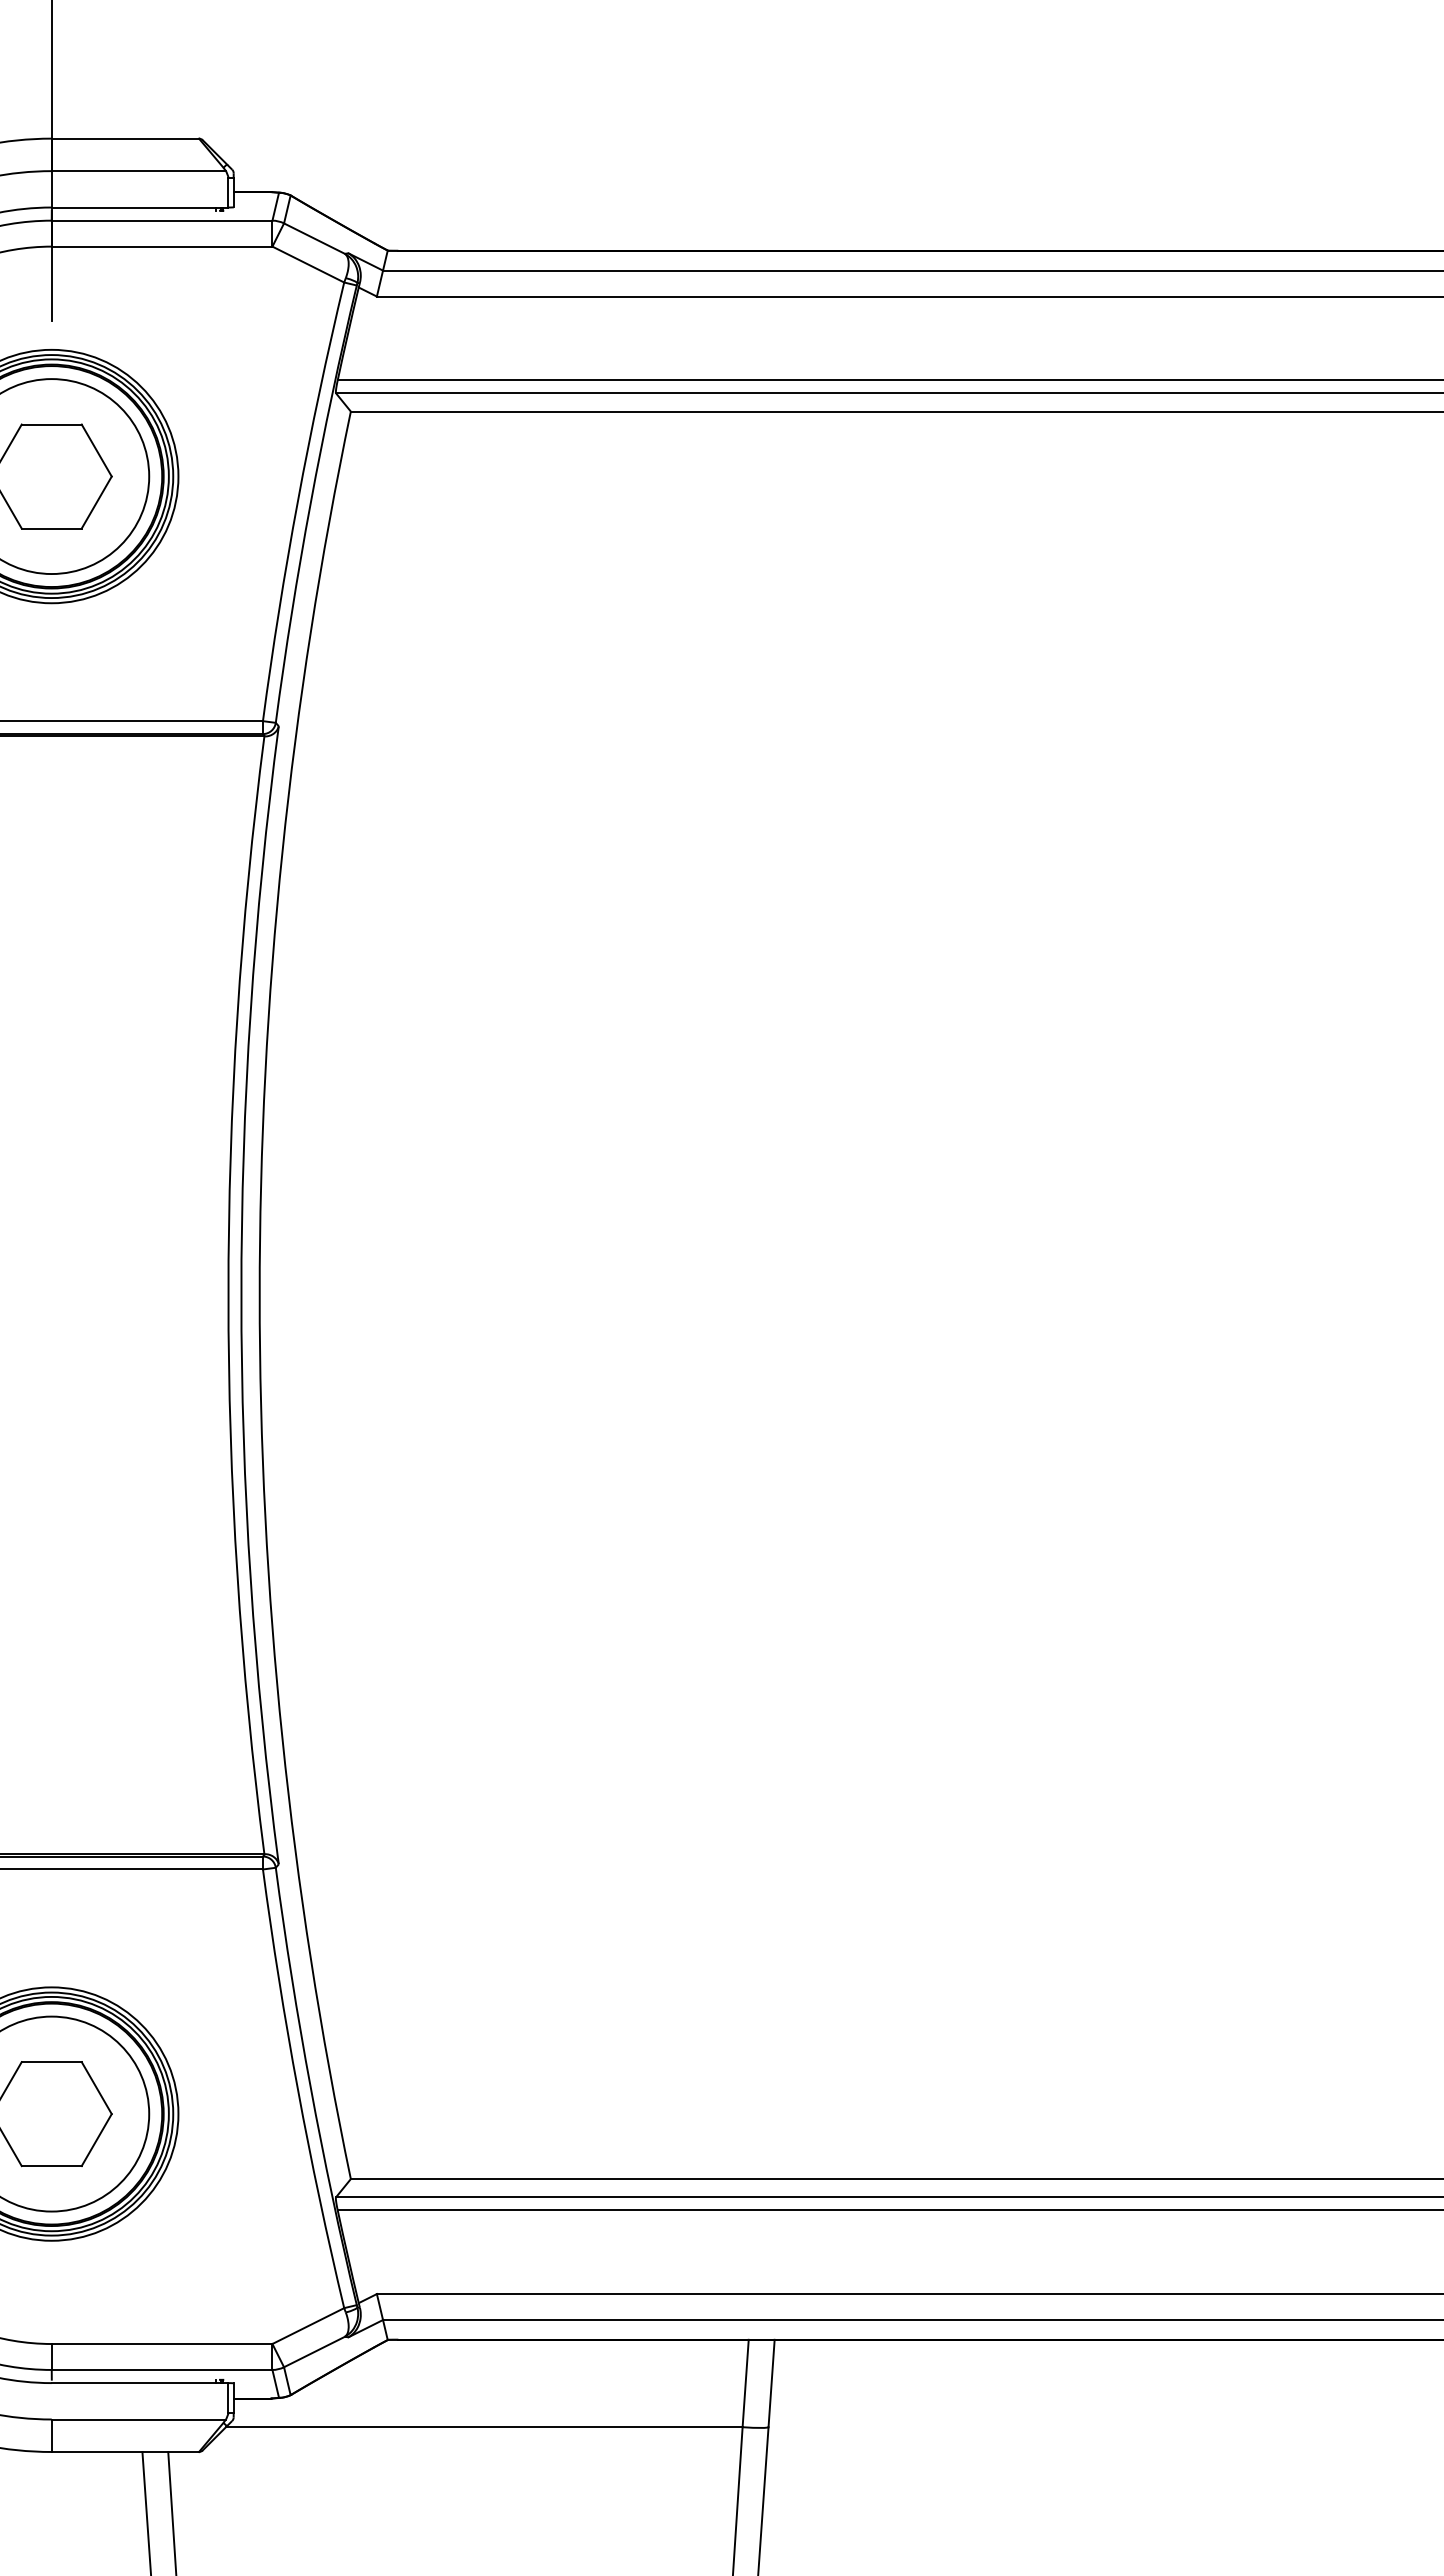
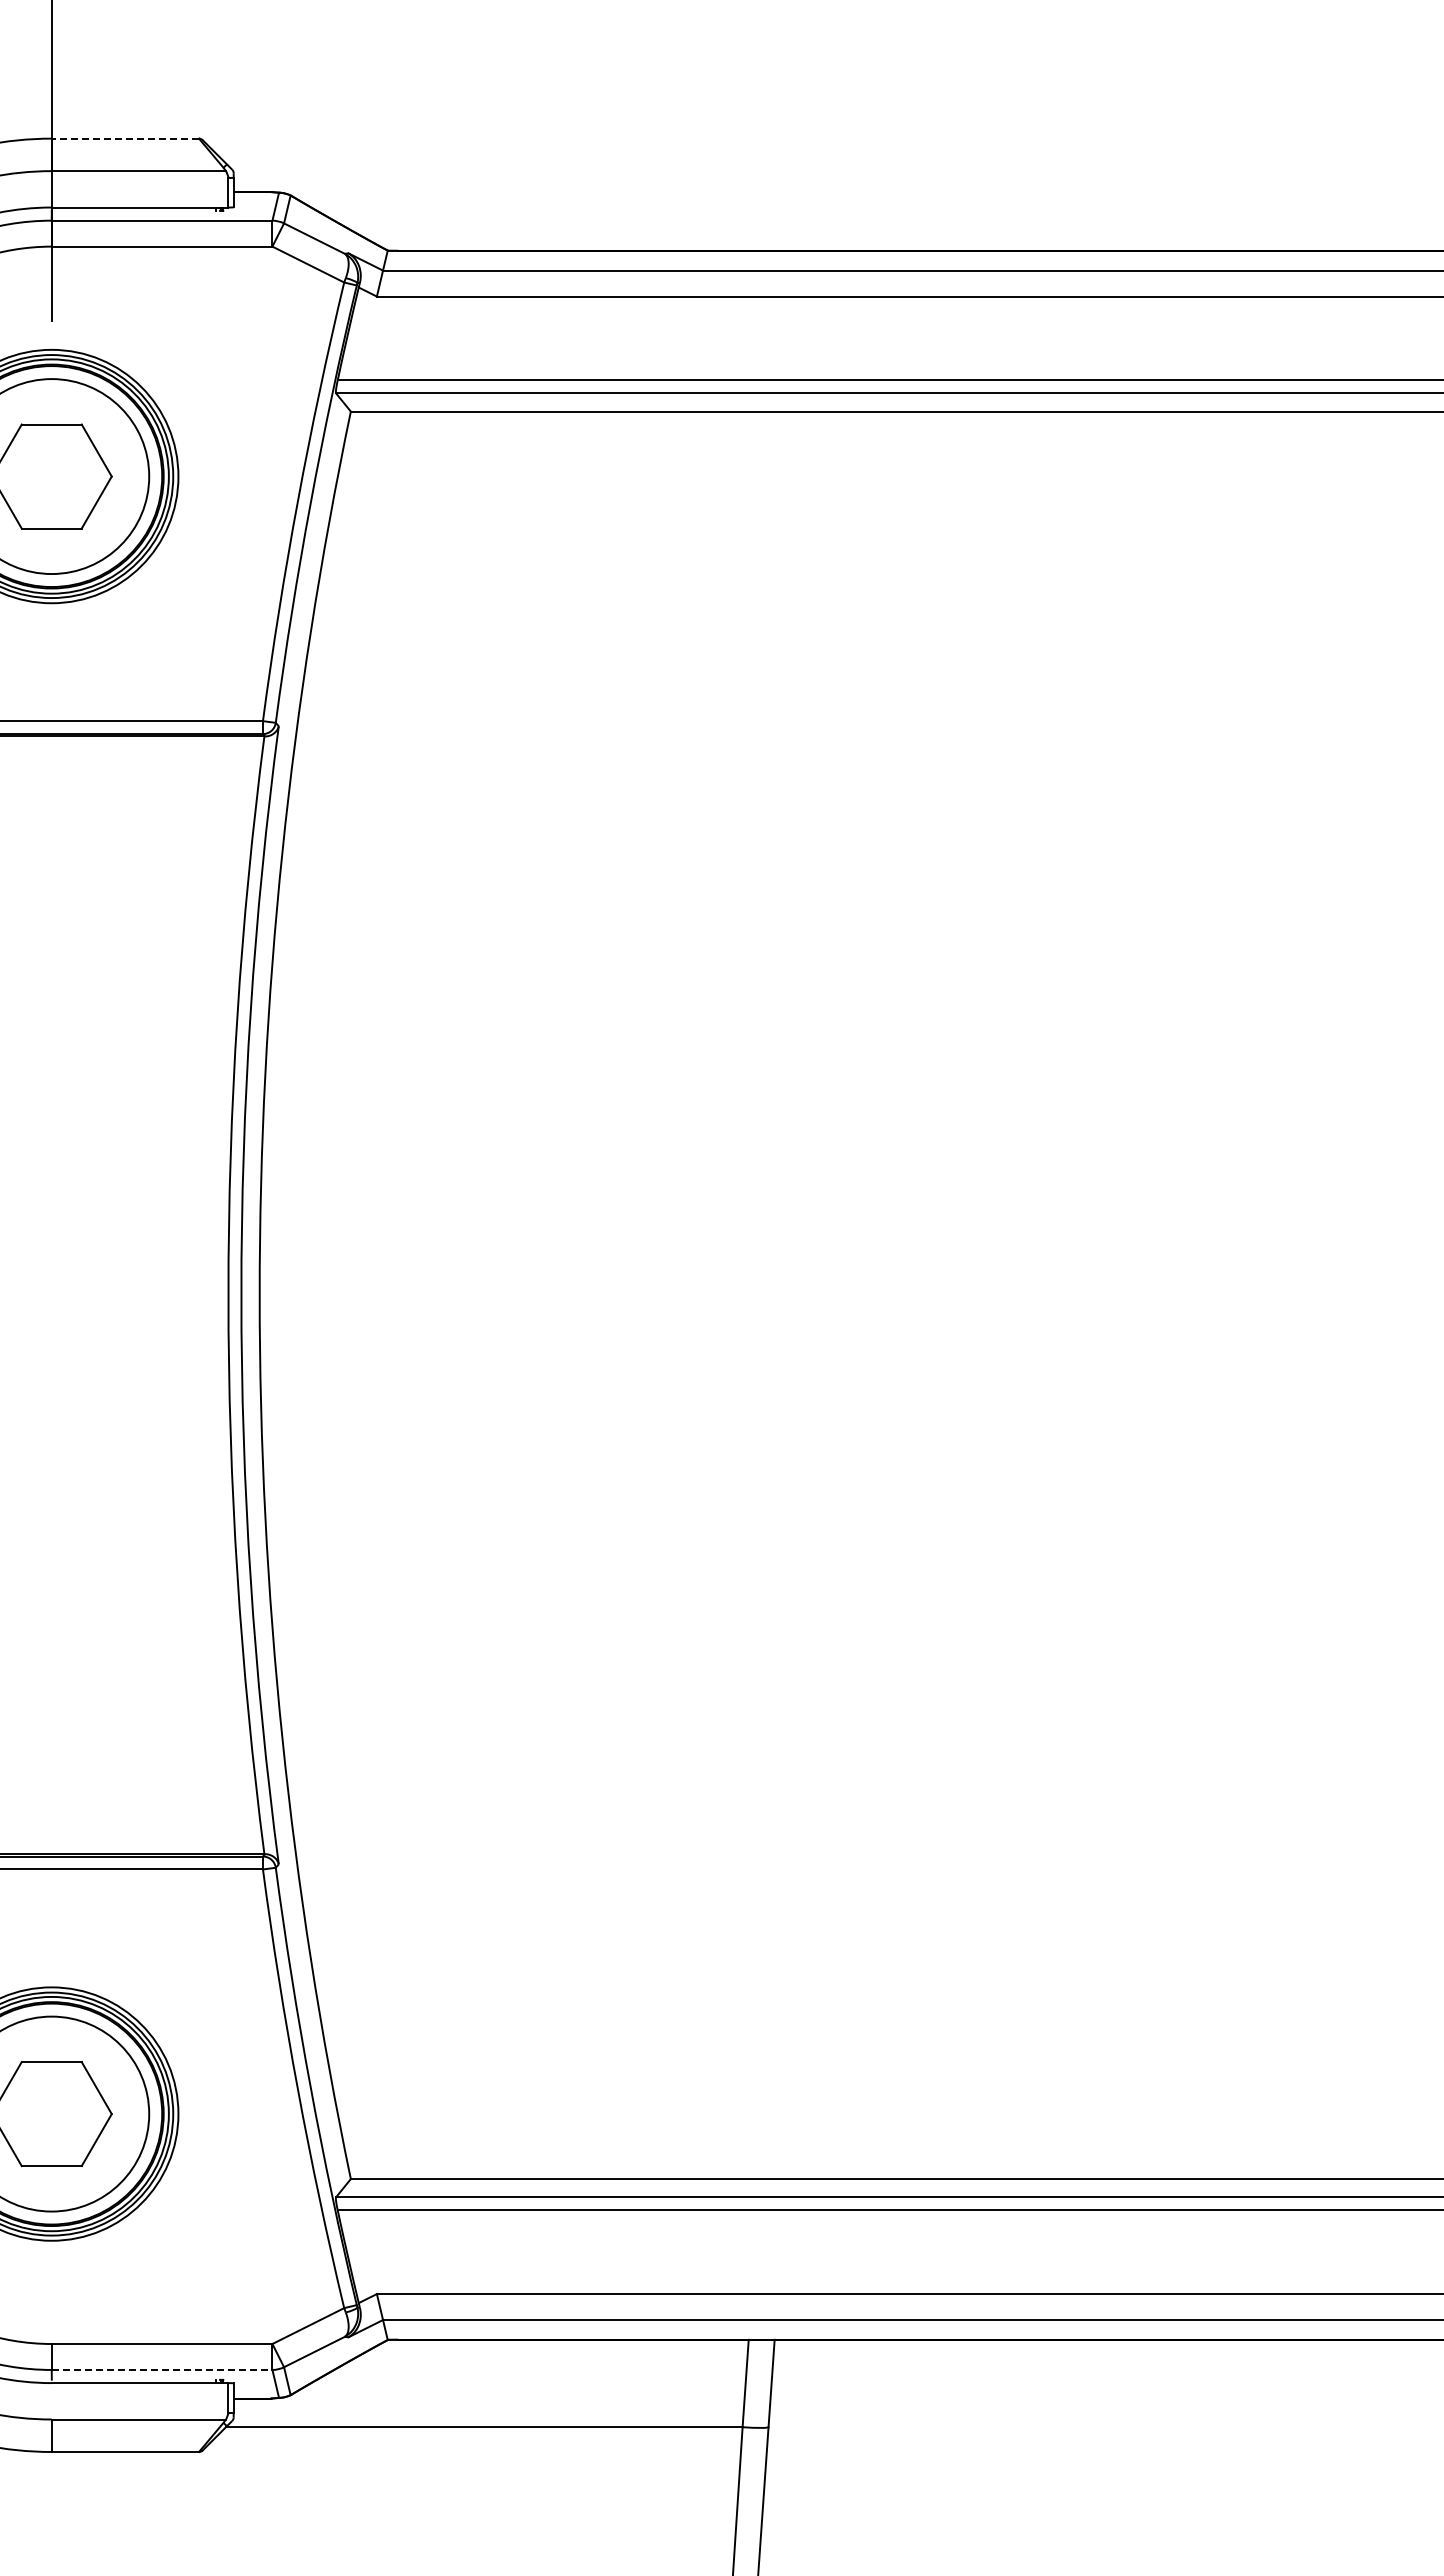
line: solid -> dashed (125, 138)
line: solid -> dashed (162, 2369)
line: present -> none (146, 2511)
line: present -> none (172, 2511)
